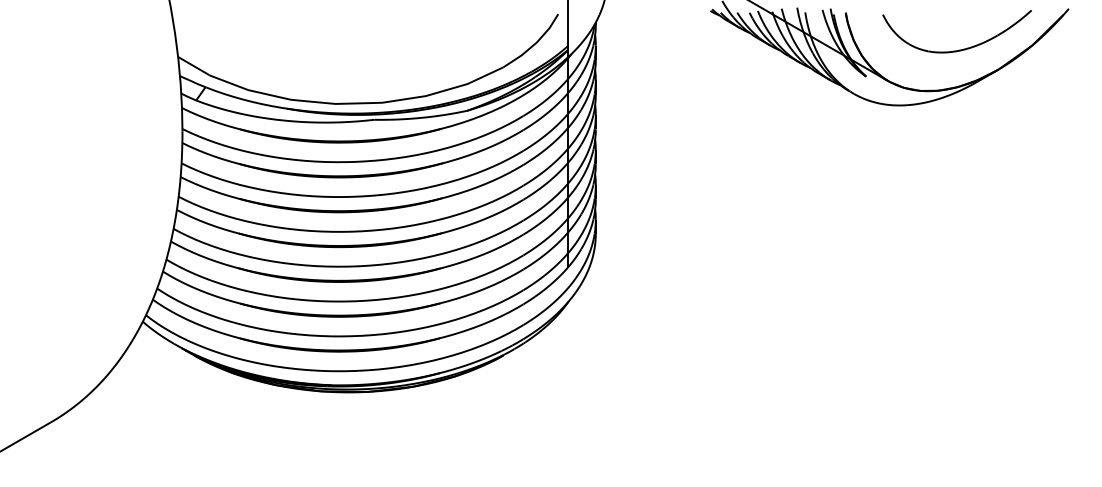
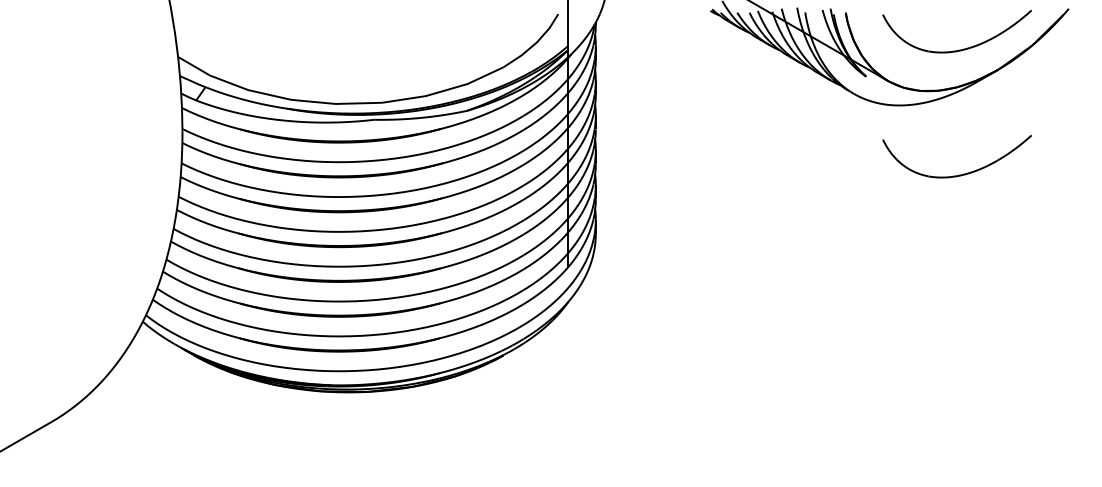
part: none -> present (959, 174)
